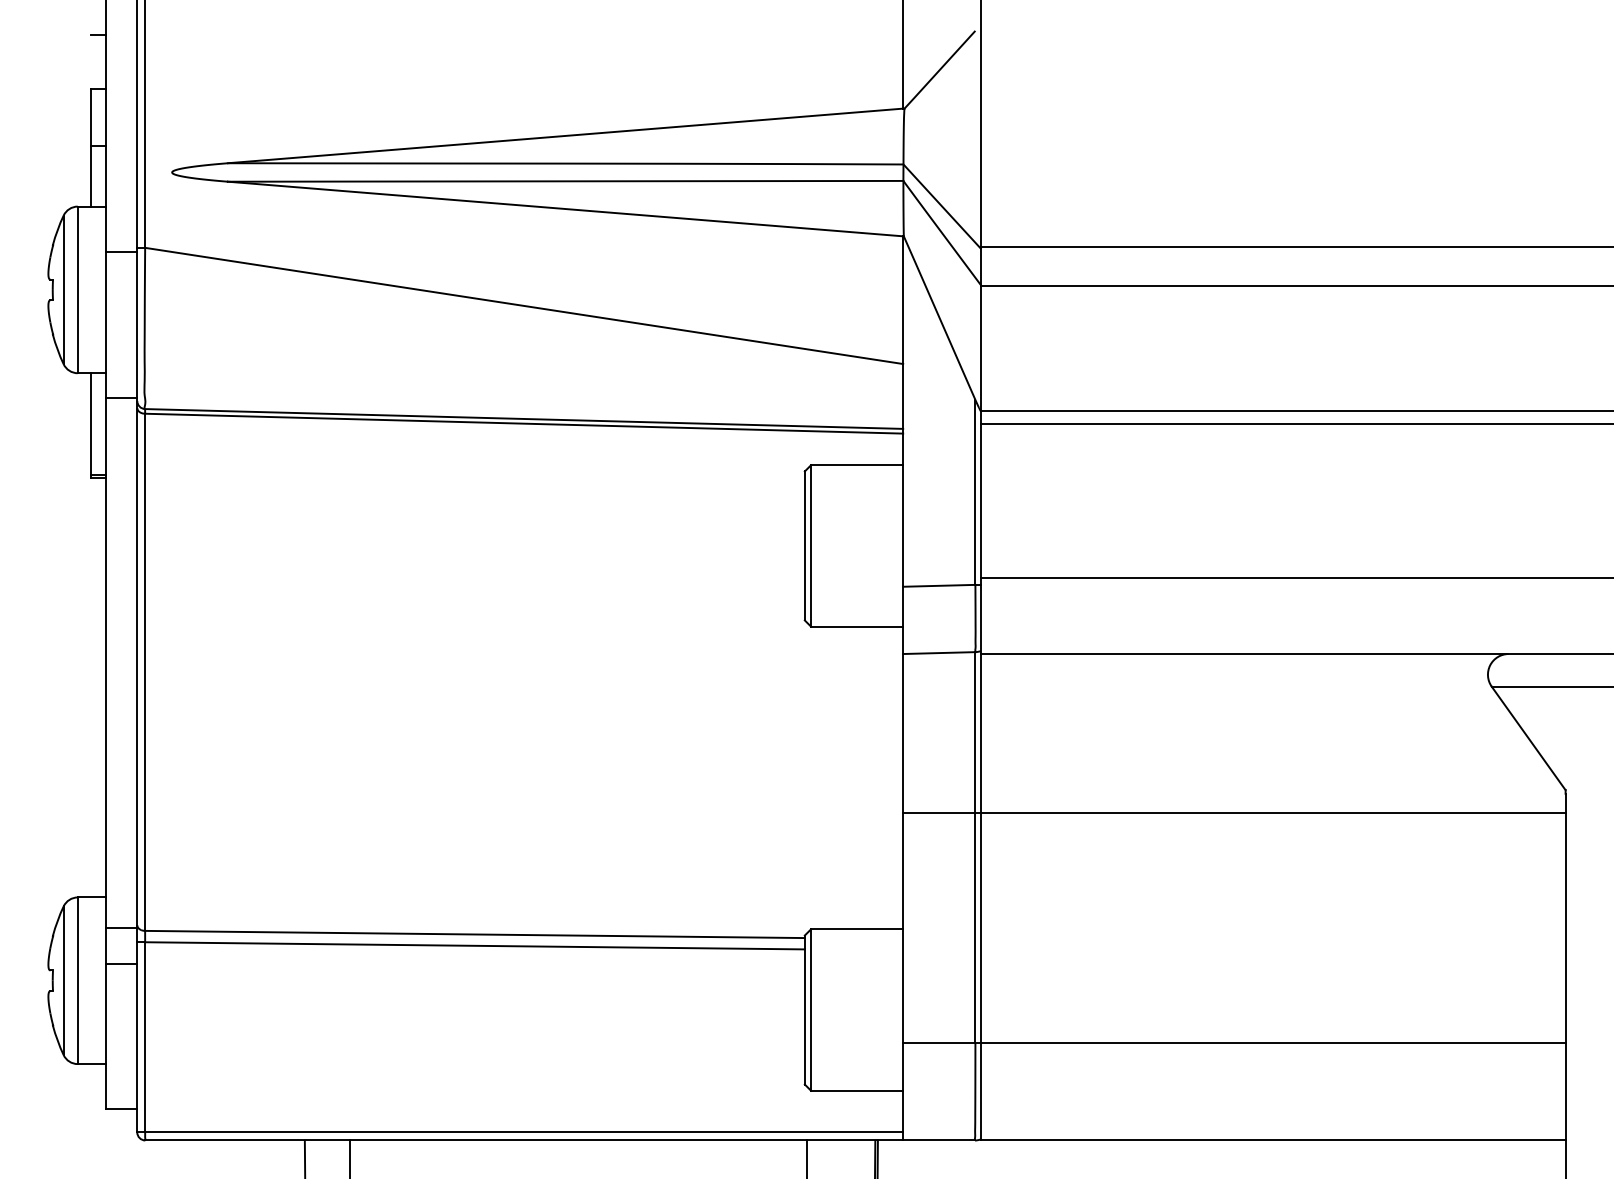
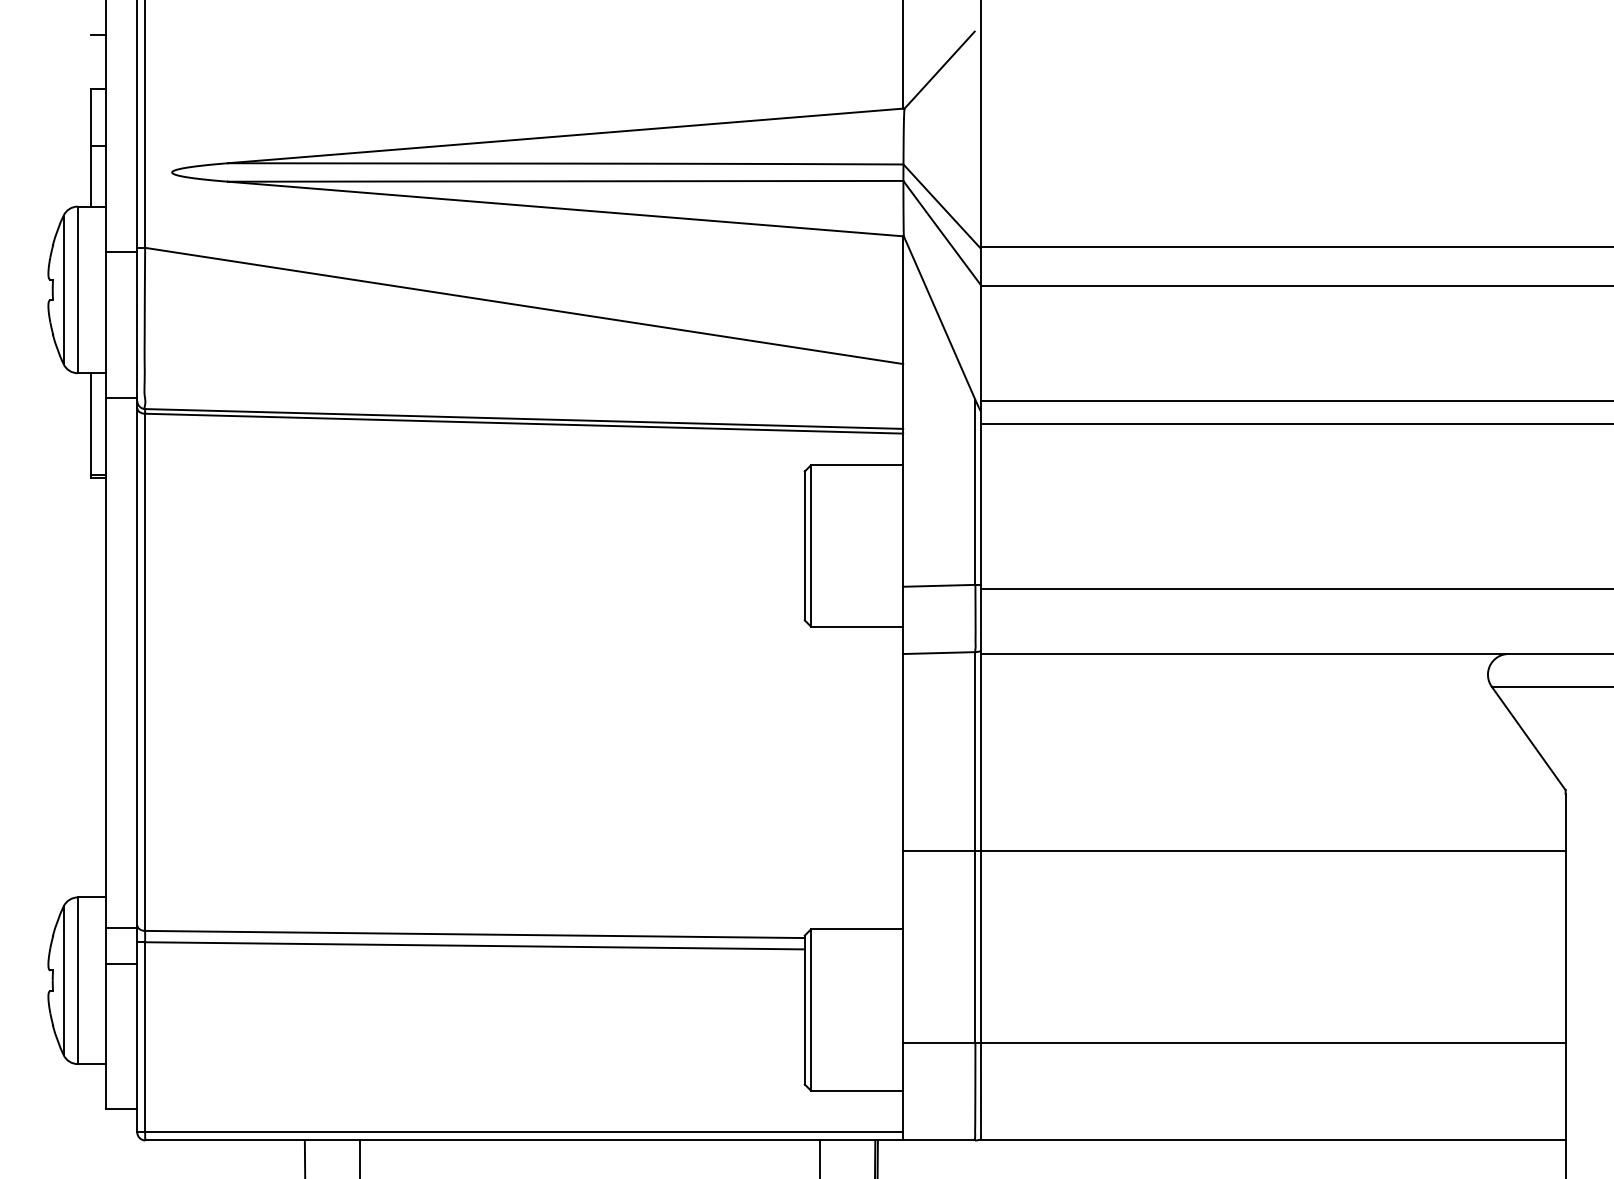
line position: (1295, 411) -> (1295, 401) (1295, 401)
line position: (1295, 578) -> (1295, 589) (1295, 589)
line position: (1234, 812) -> (1234, 850) (1234, 850)
line position: (349, 1157) -> (359, 1157) (359, 1157)
line position: (807, 1157) -> (820, 1157) (820, 1157)
